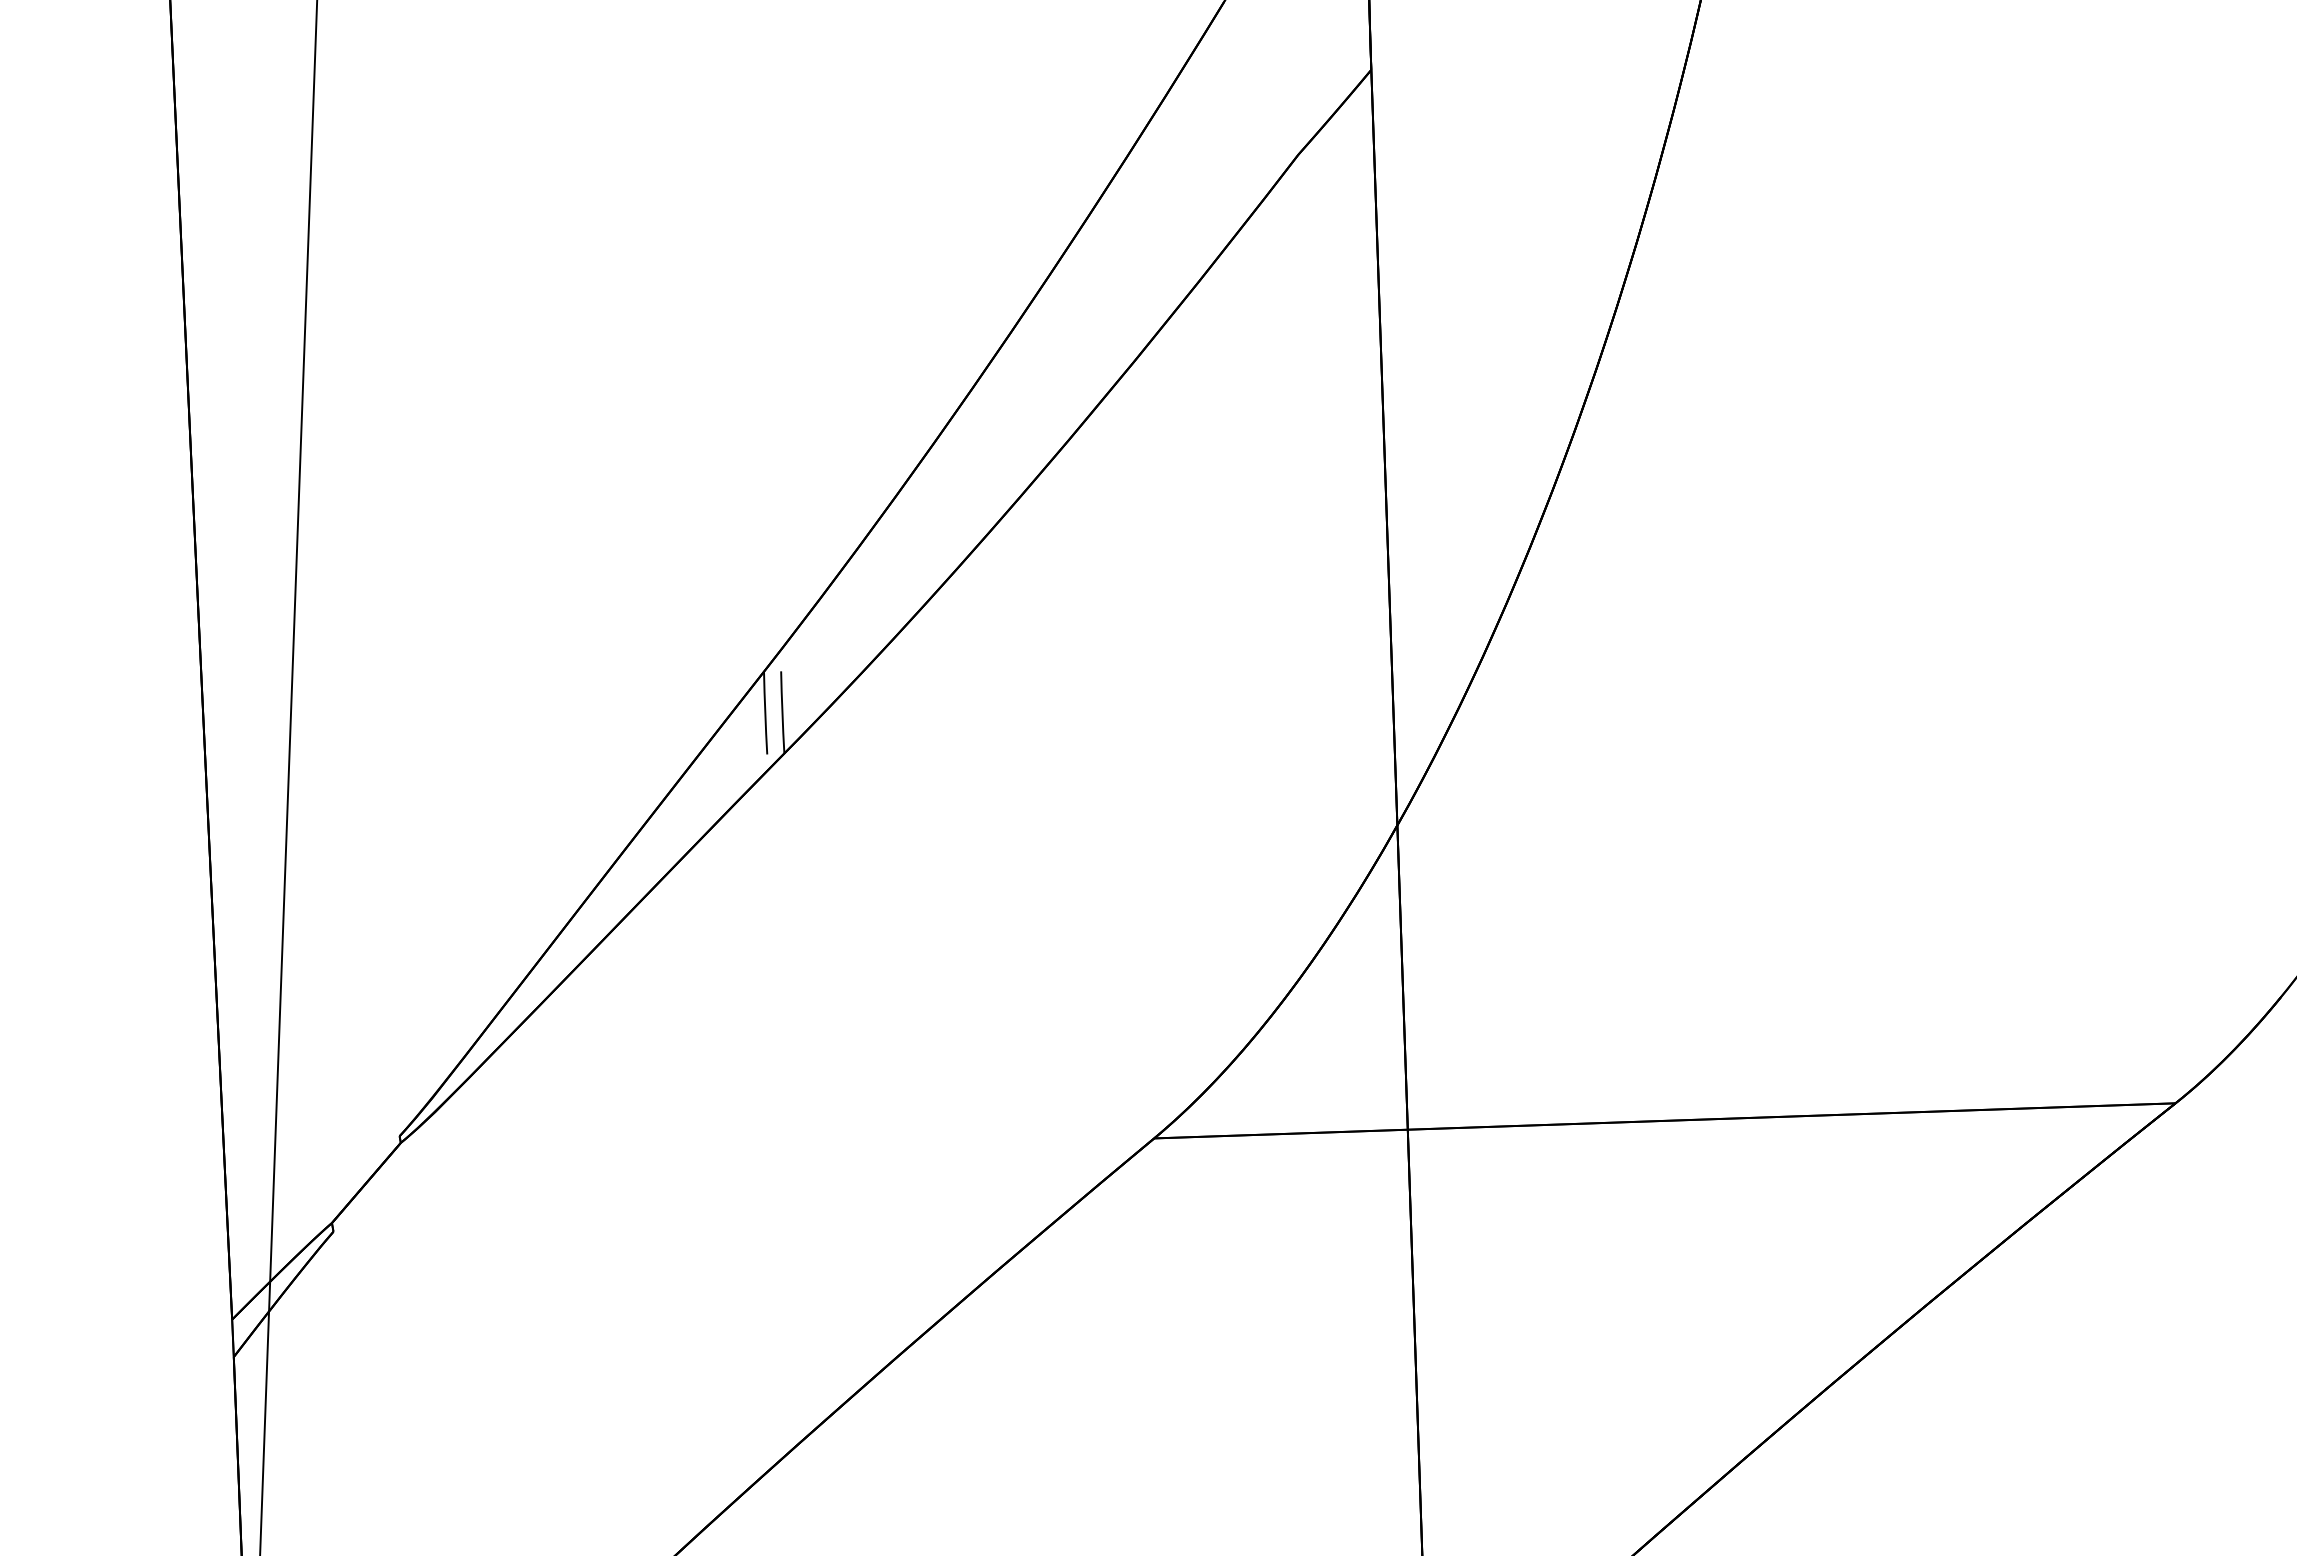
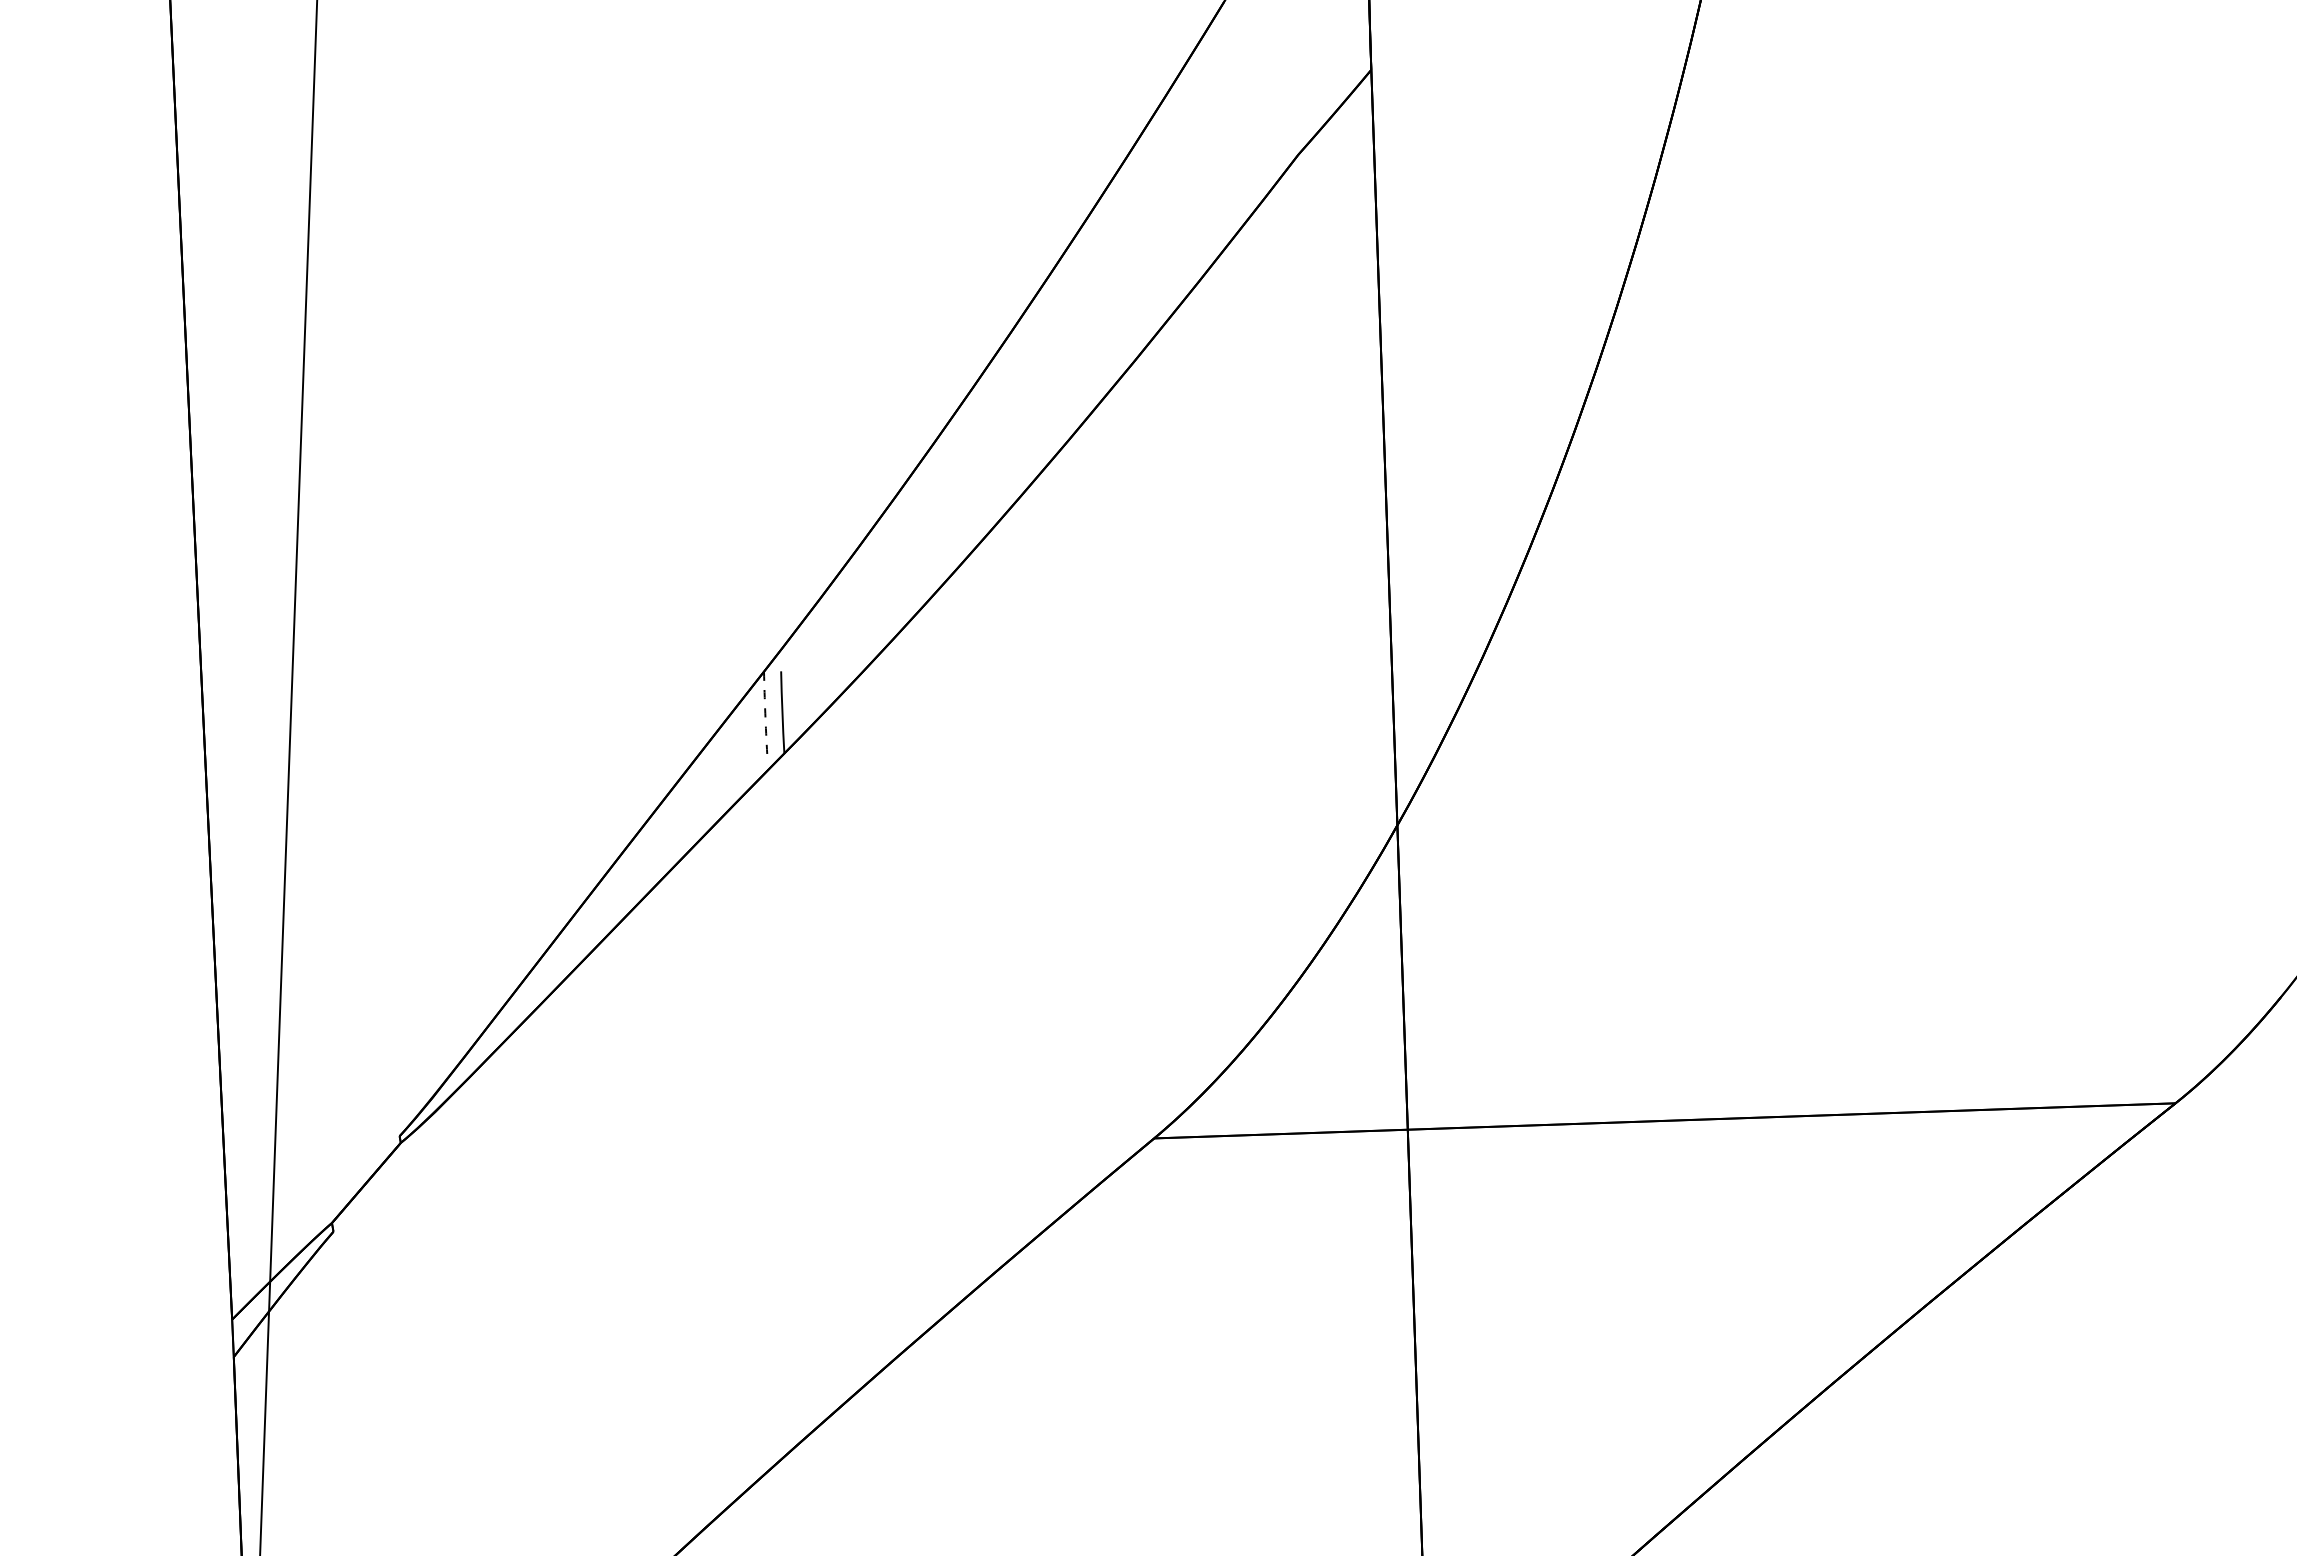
arc: solid -> dashed (765, 713)
